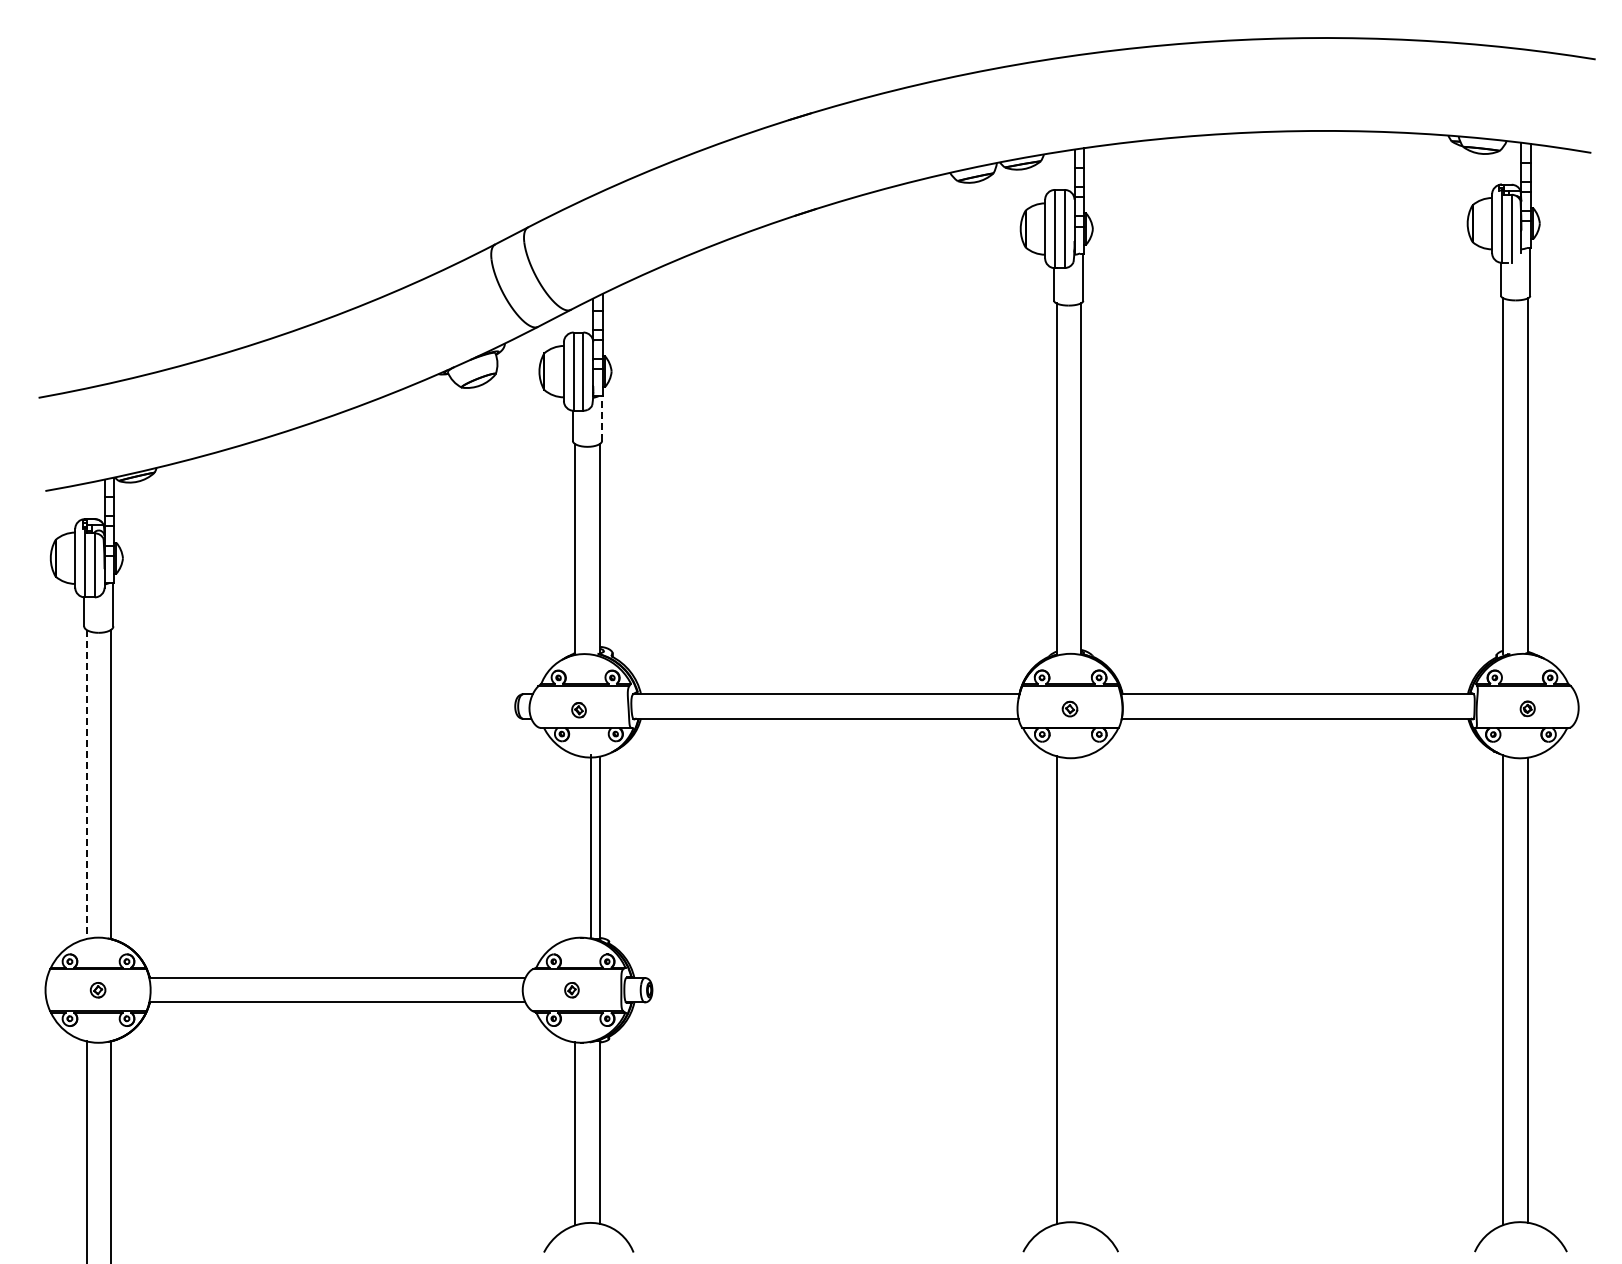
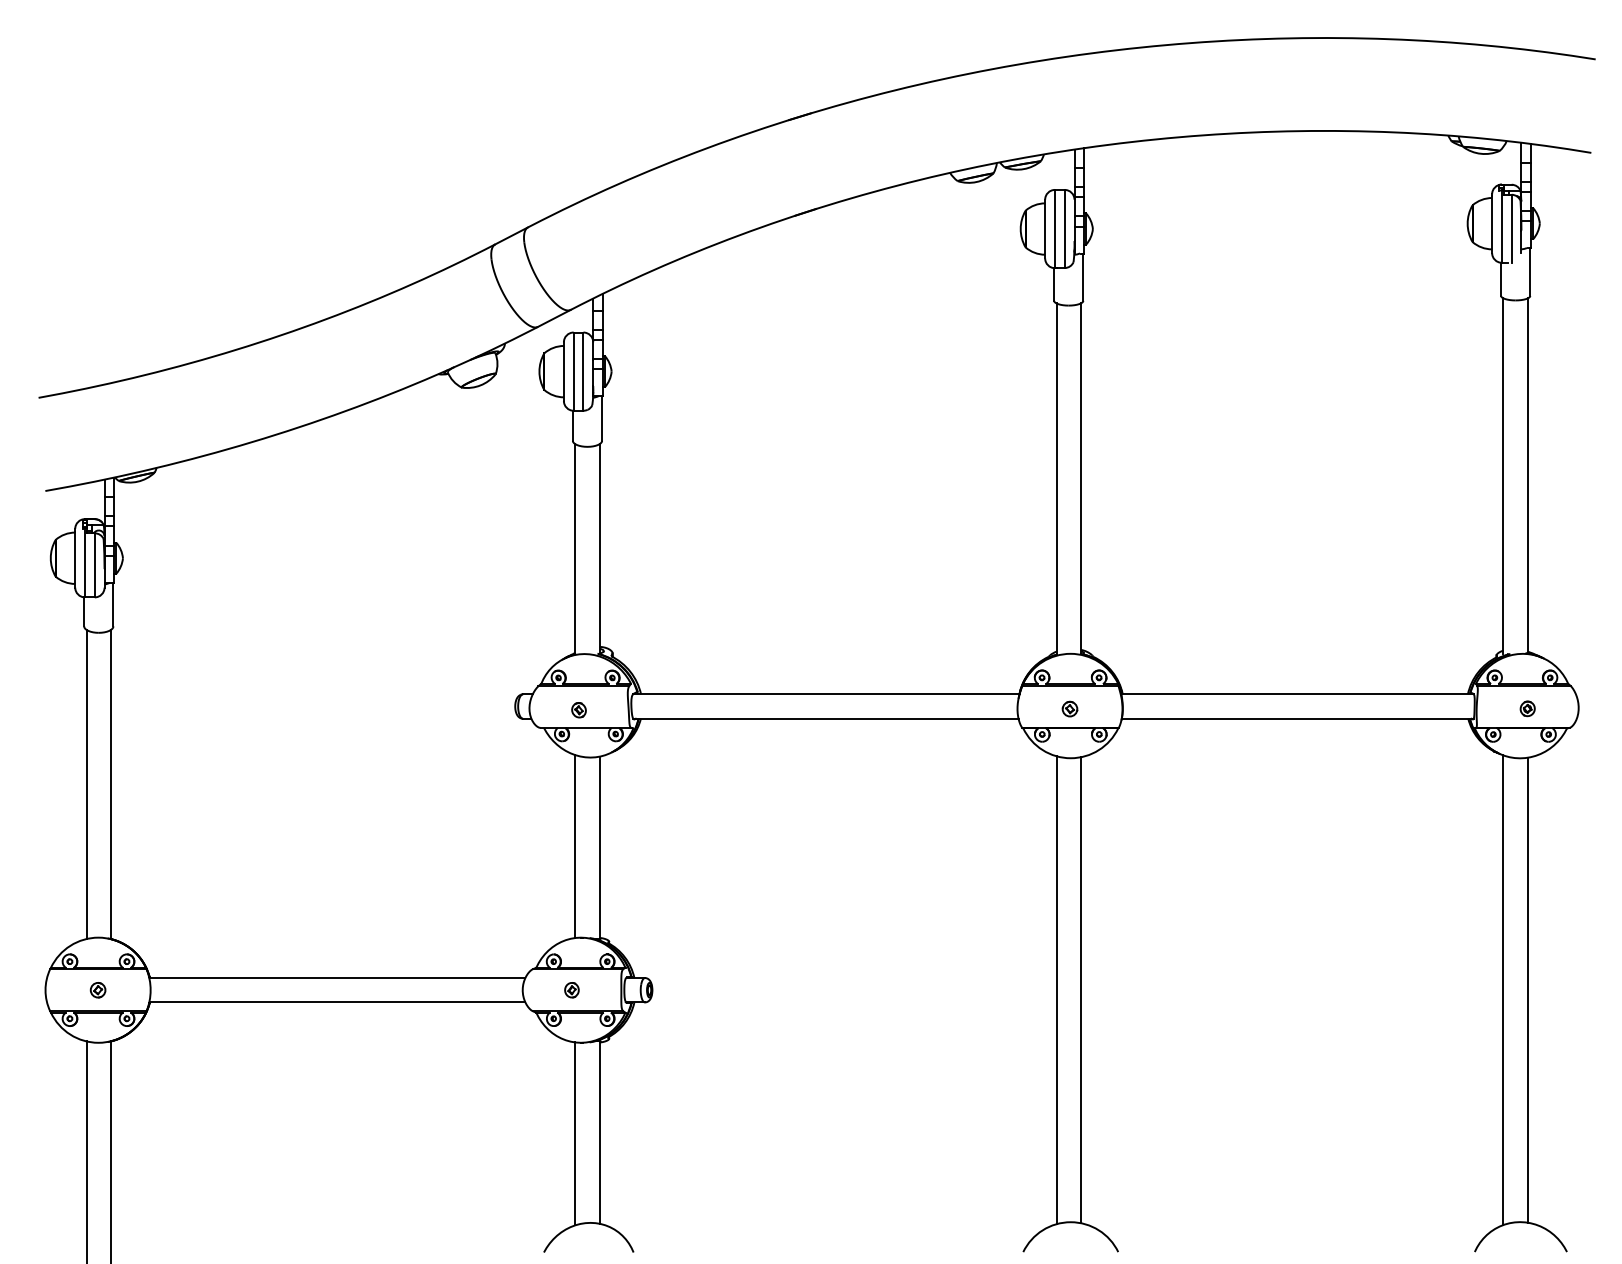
line: dashed -> solid (602, 417)
line: dashed -> solid (86, 784)
line position: (591, 846) -> (575, 846) (575, 846)
line: none -> present (1080, 990)
